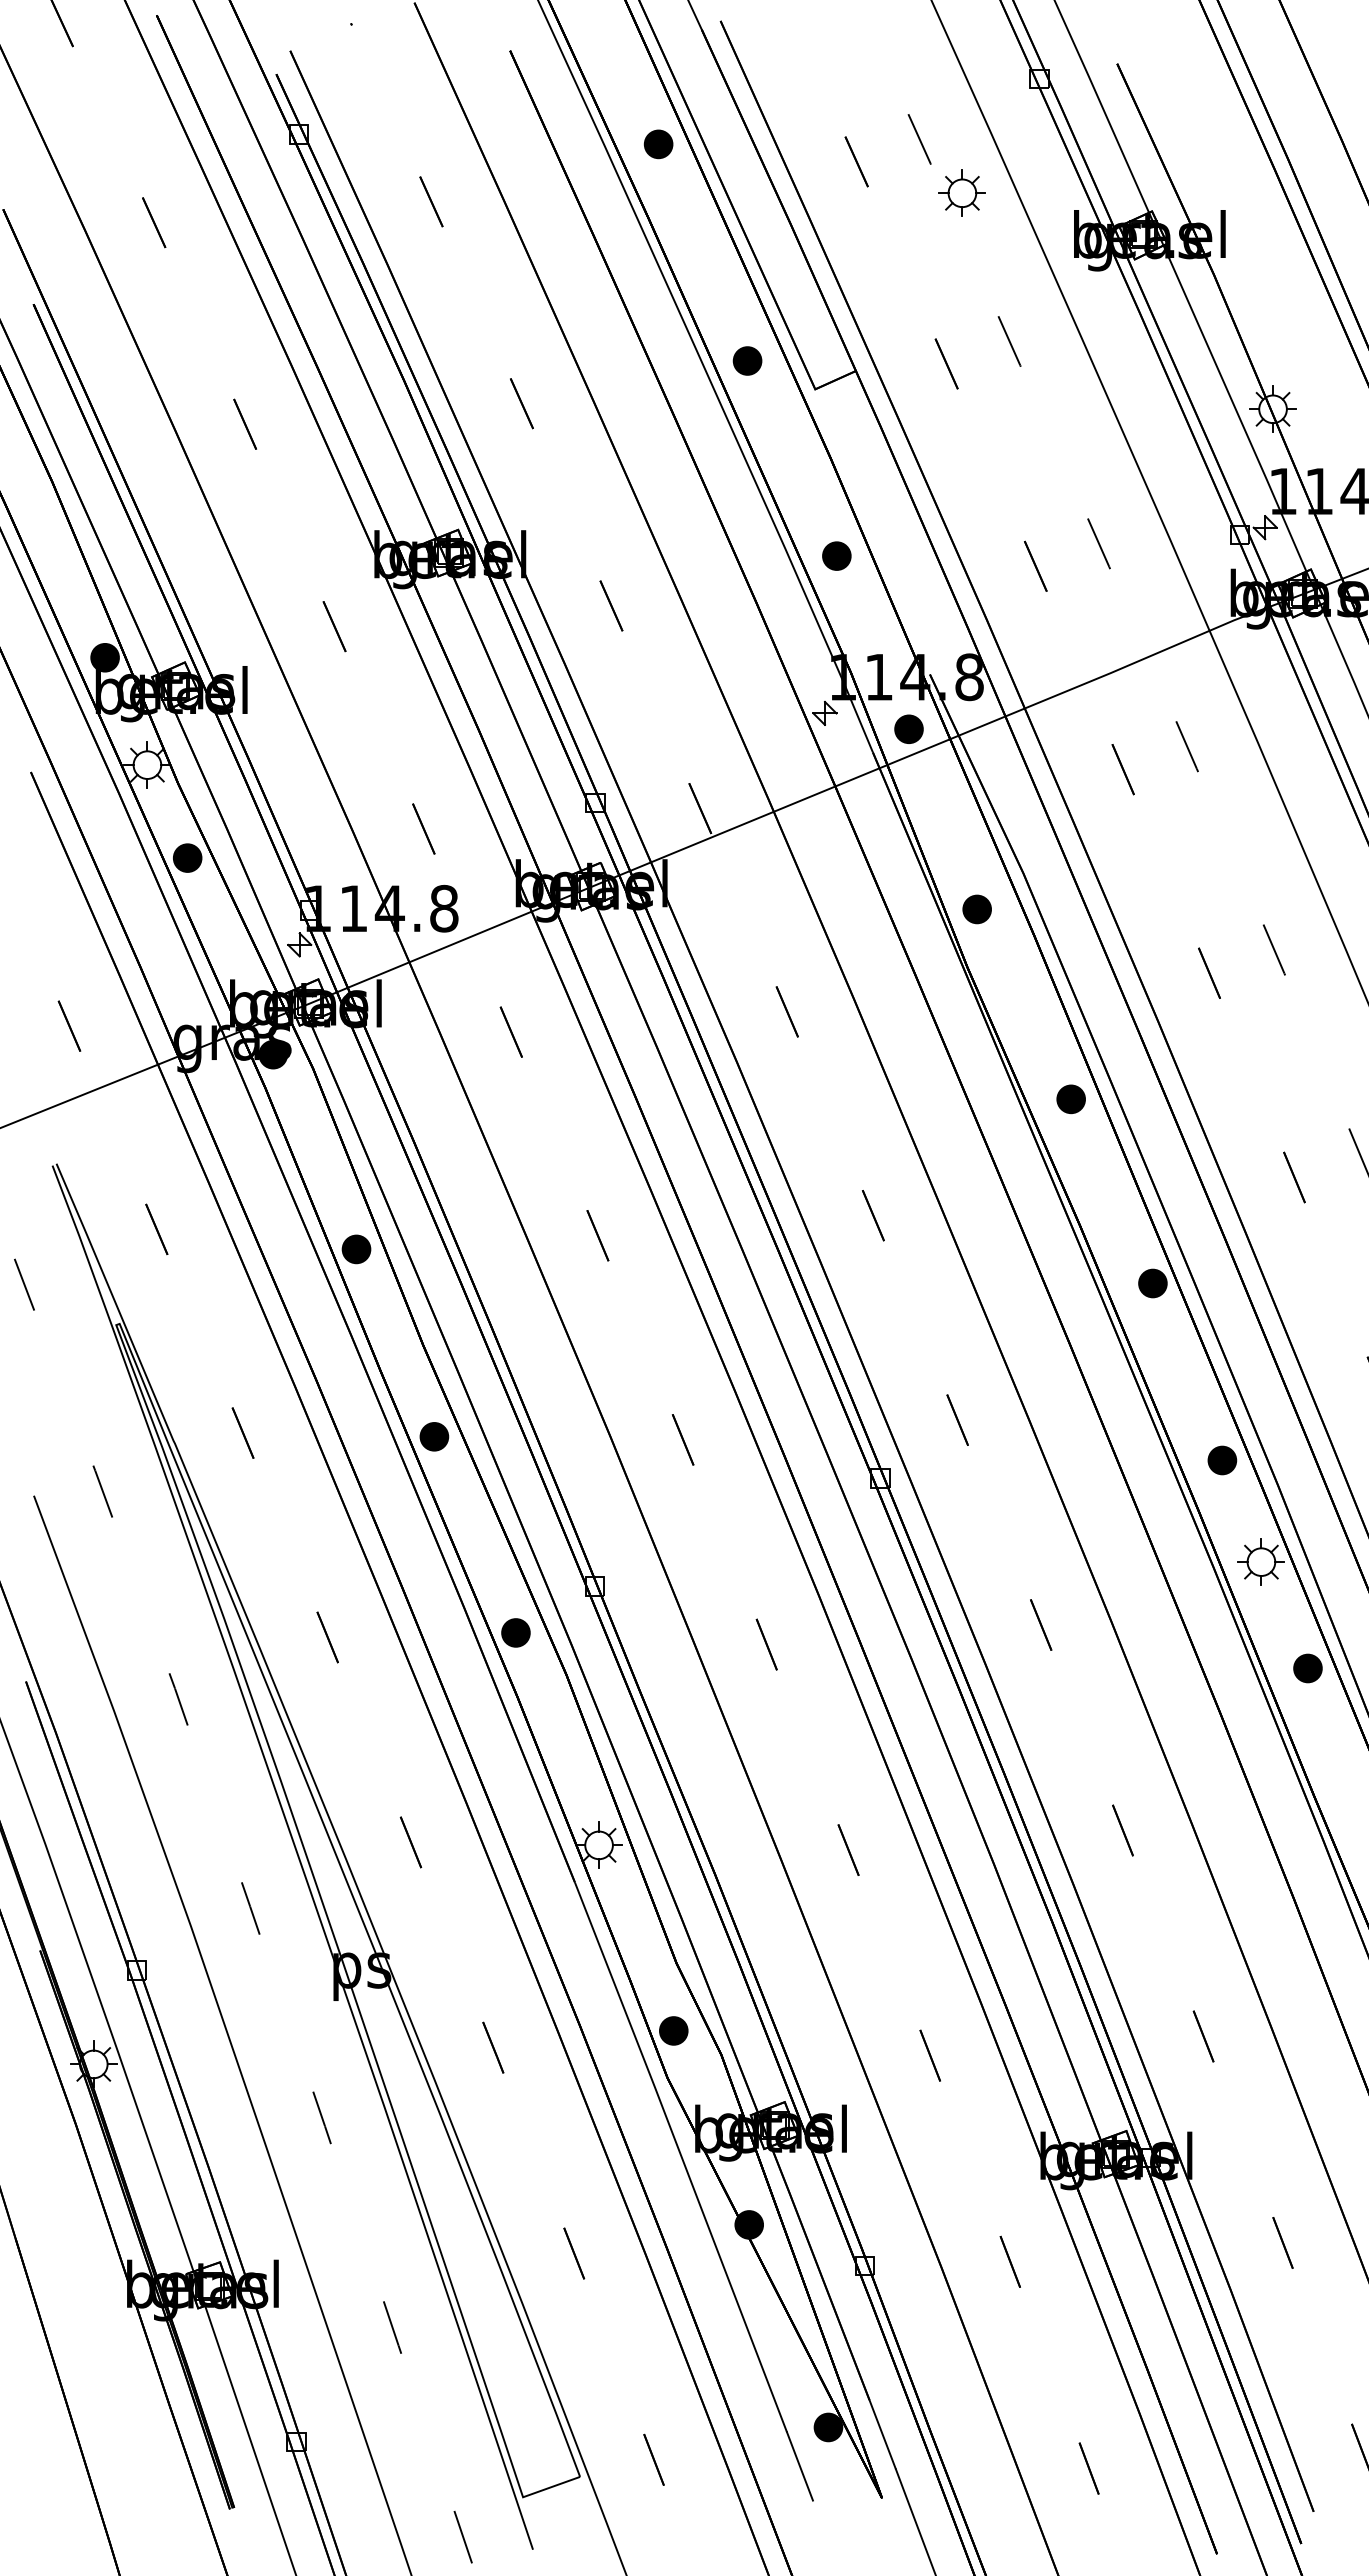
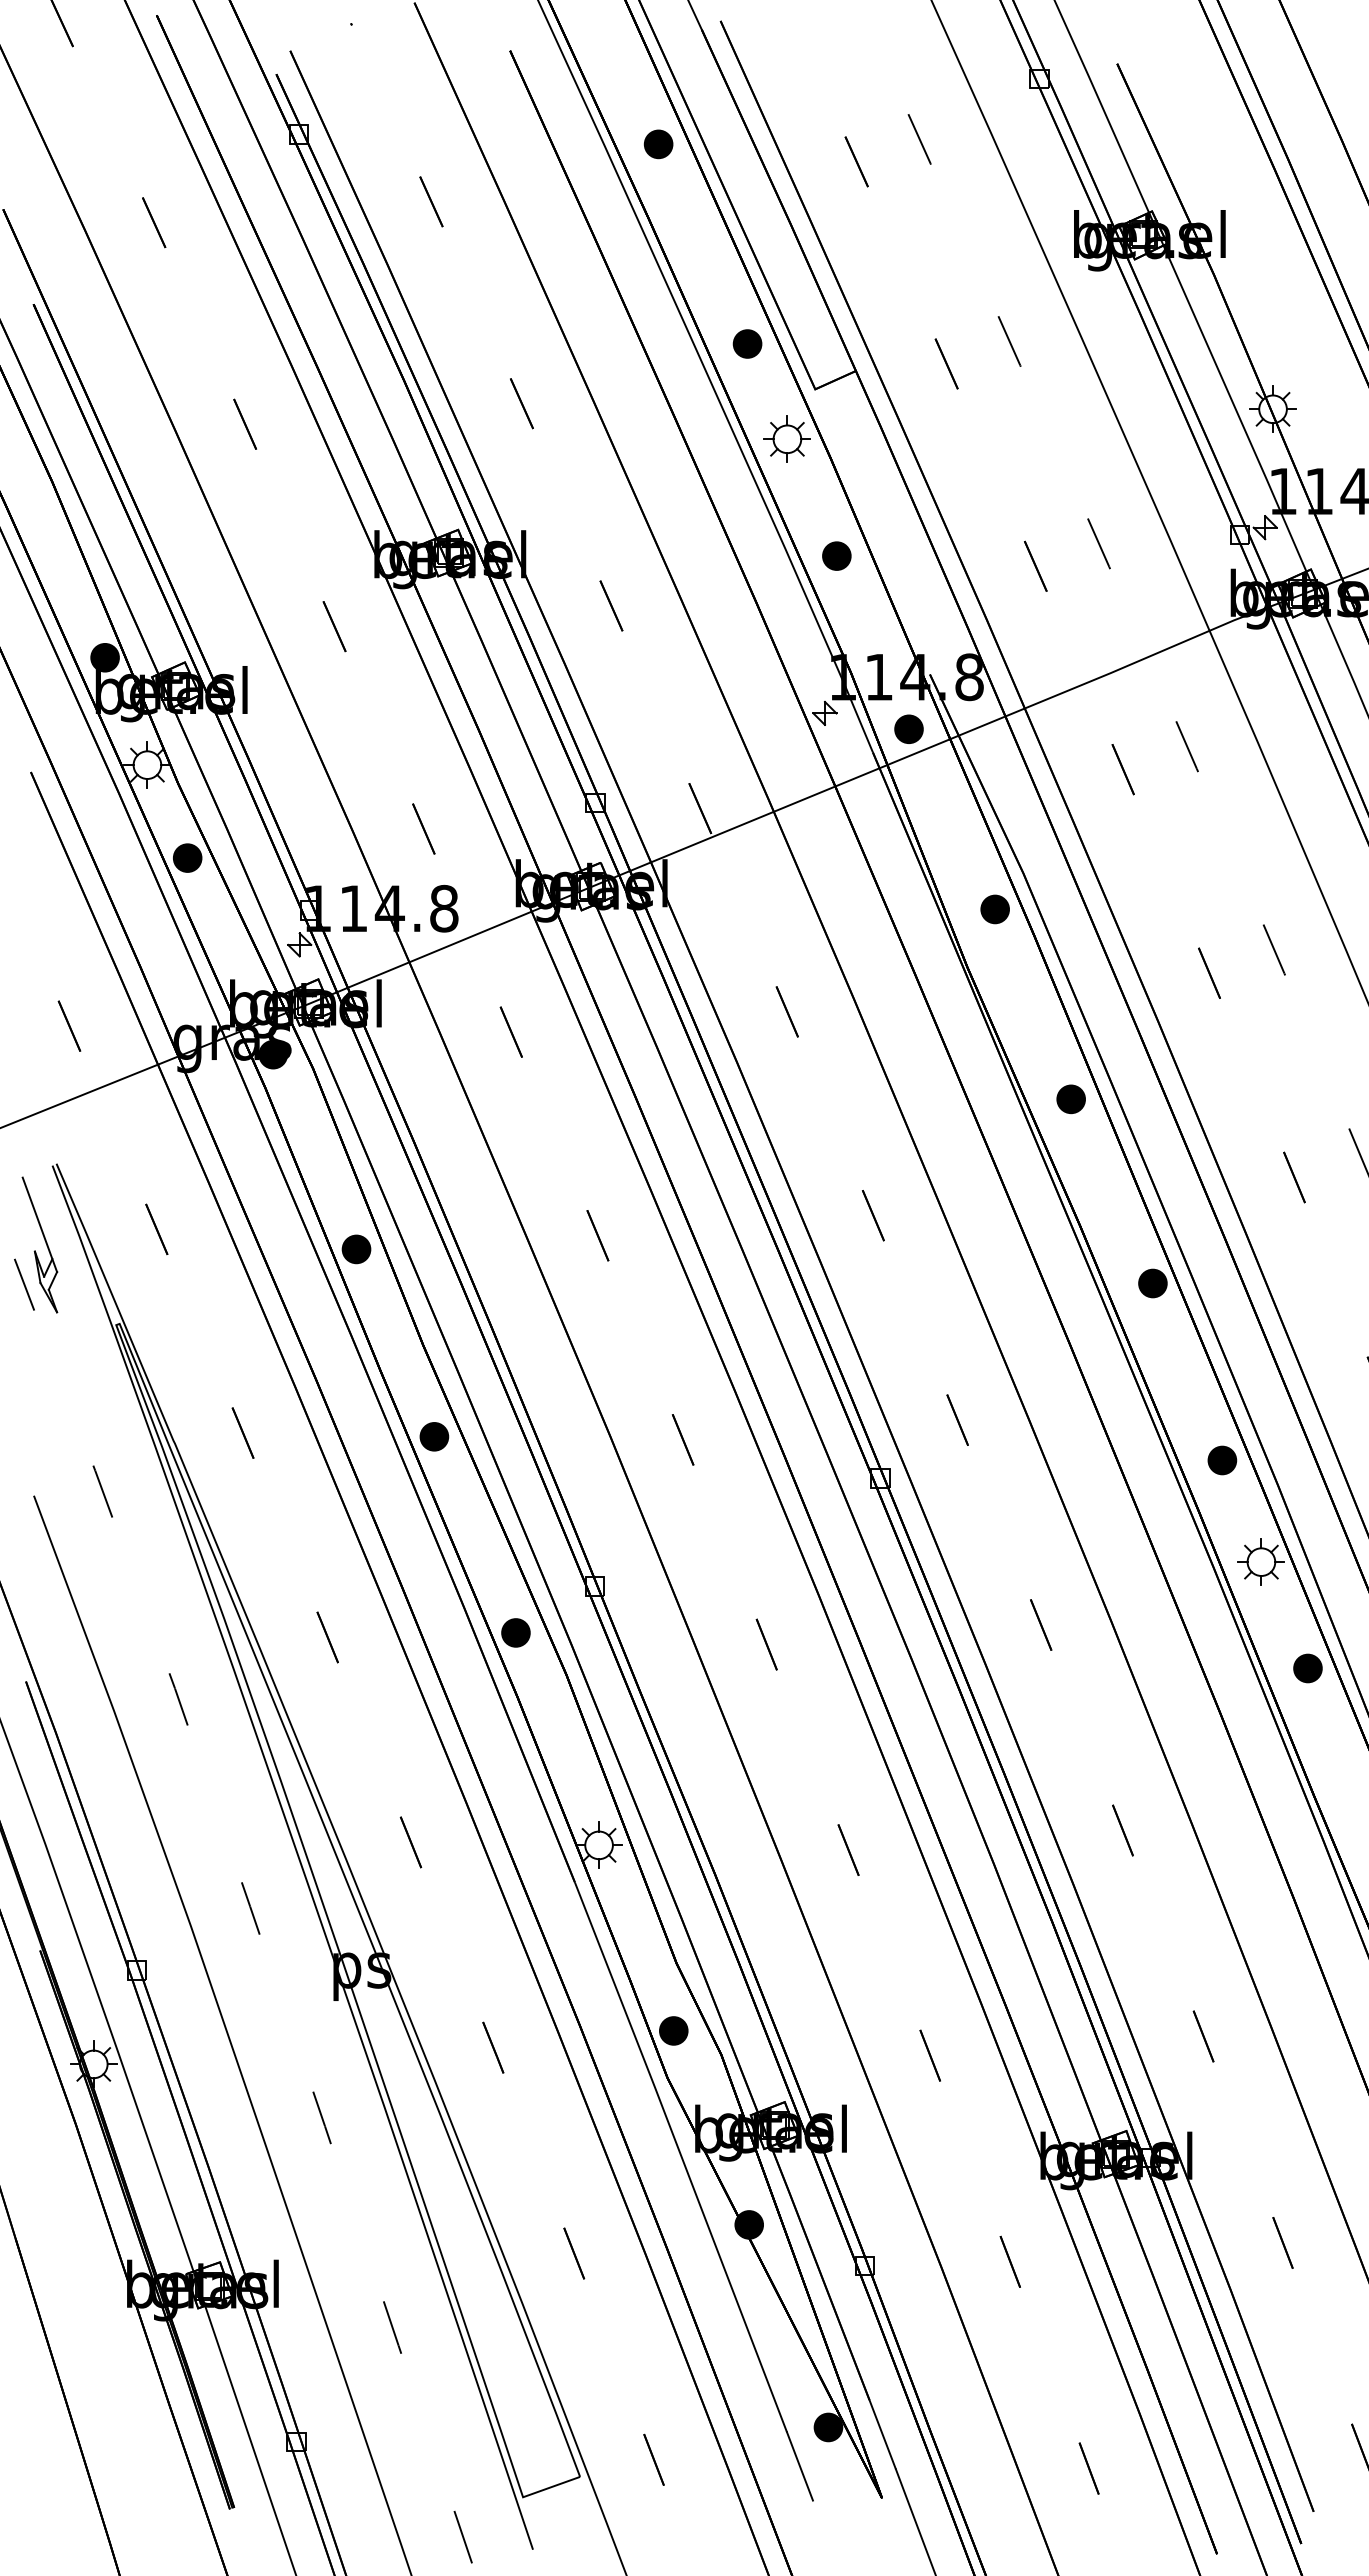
part position: (961, 192) -> (786, 438) (786, 438)
part position: (747, 360) -> (747, 343) (747, 343)
part position: (976, 909) -> (994, 909) (994, 909)
part: none -> present (45, 1243)
